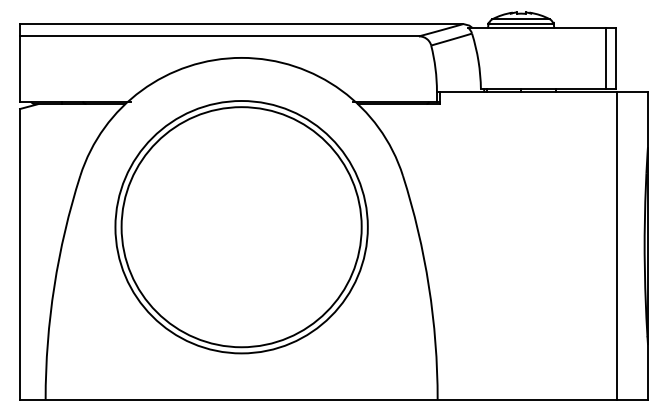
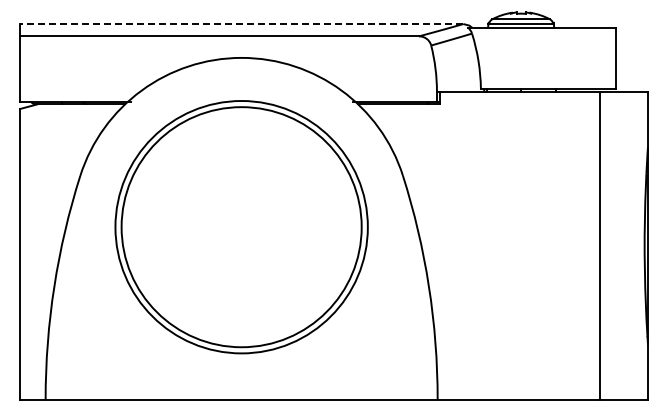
line: solid -> dashed (241, 24)
line: present -> none (605, 58)
line position: (617, 245) -> (600, 245) (600, 245)
